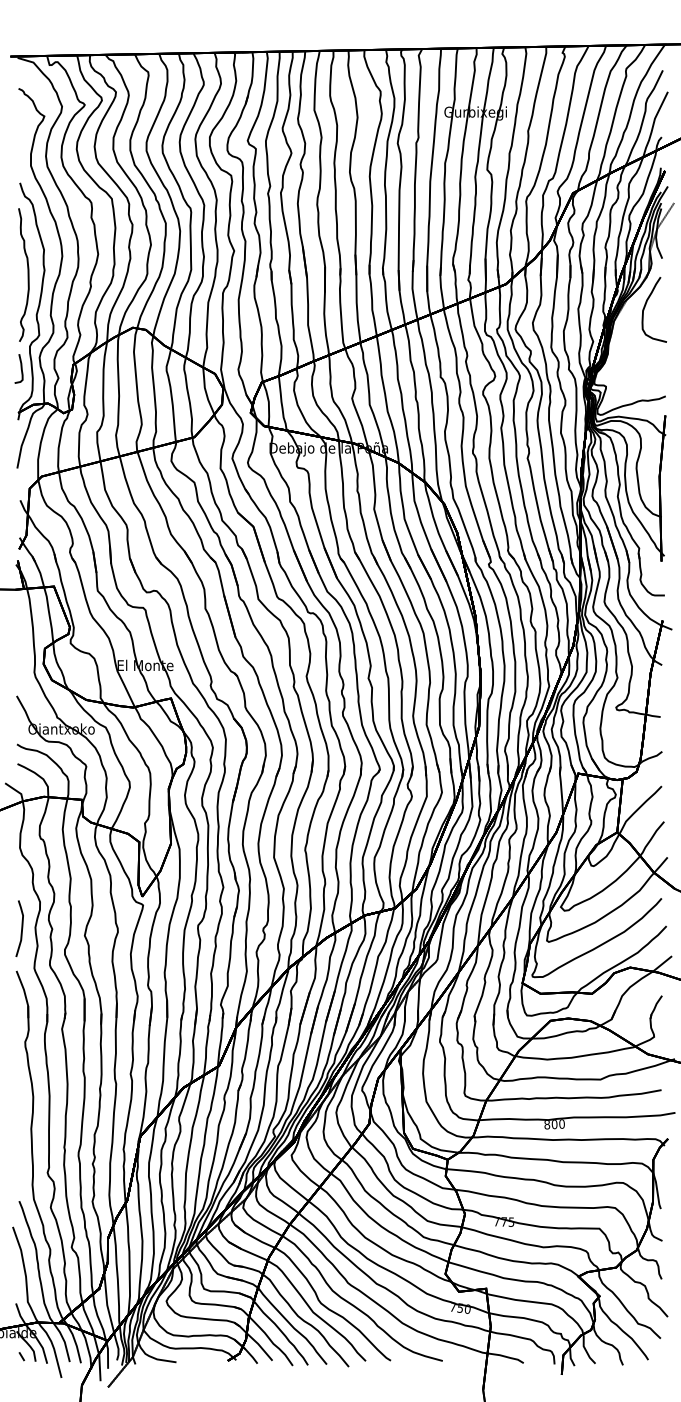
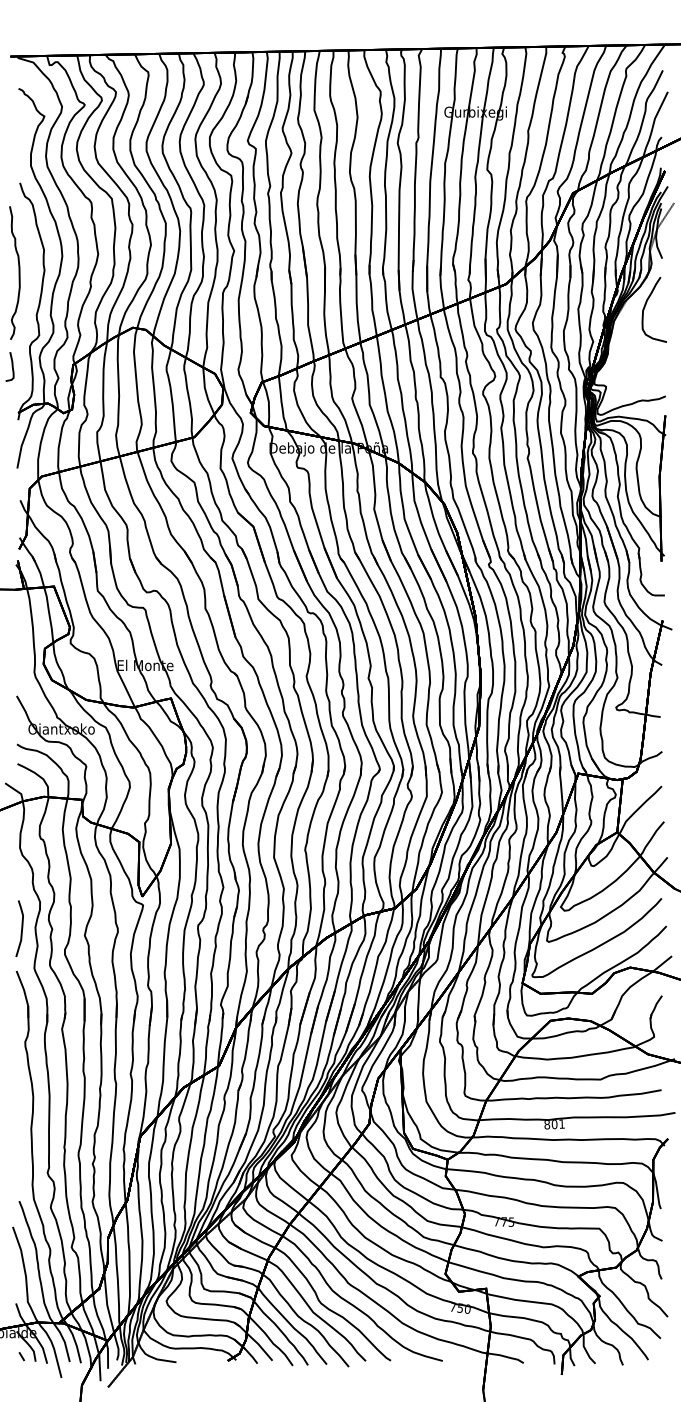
part position: (21, 295) -> (12, 293) (12, 293)
text: 800 -> 801 (561, 1123)
